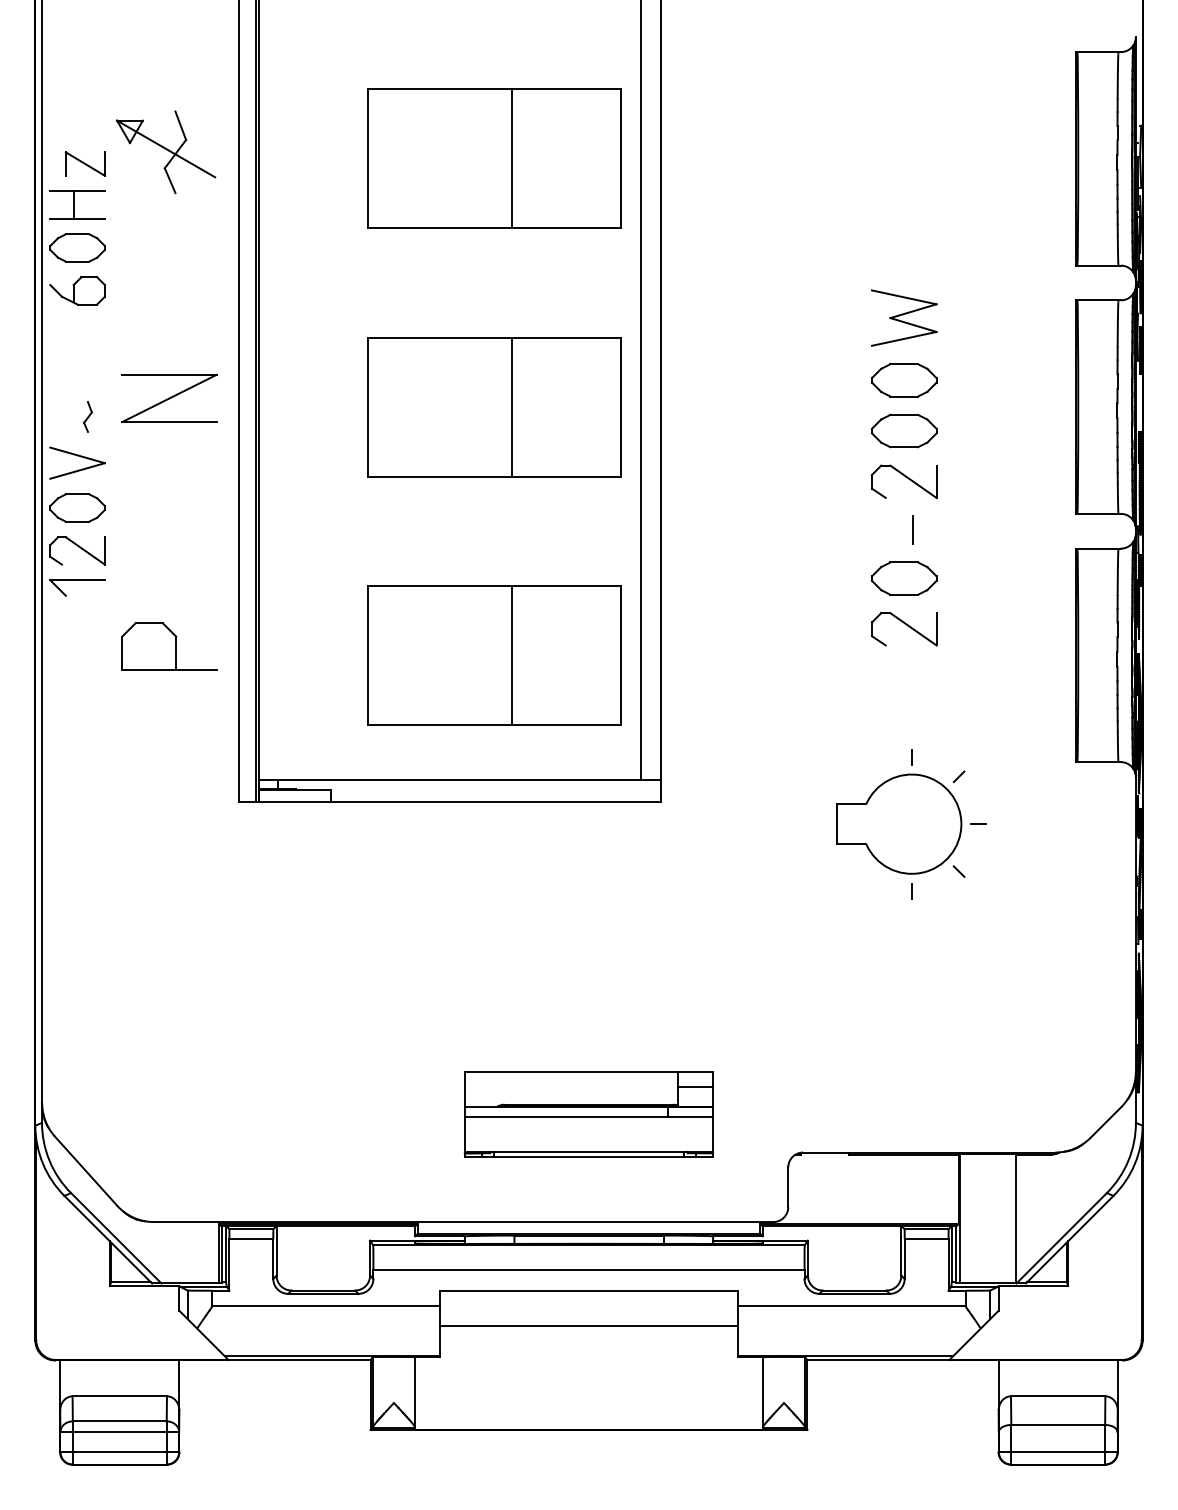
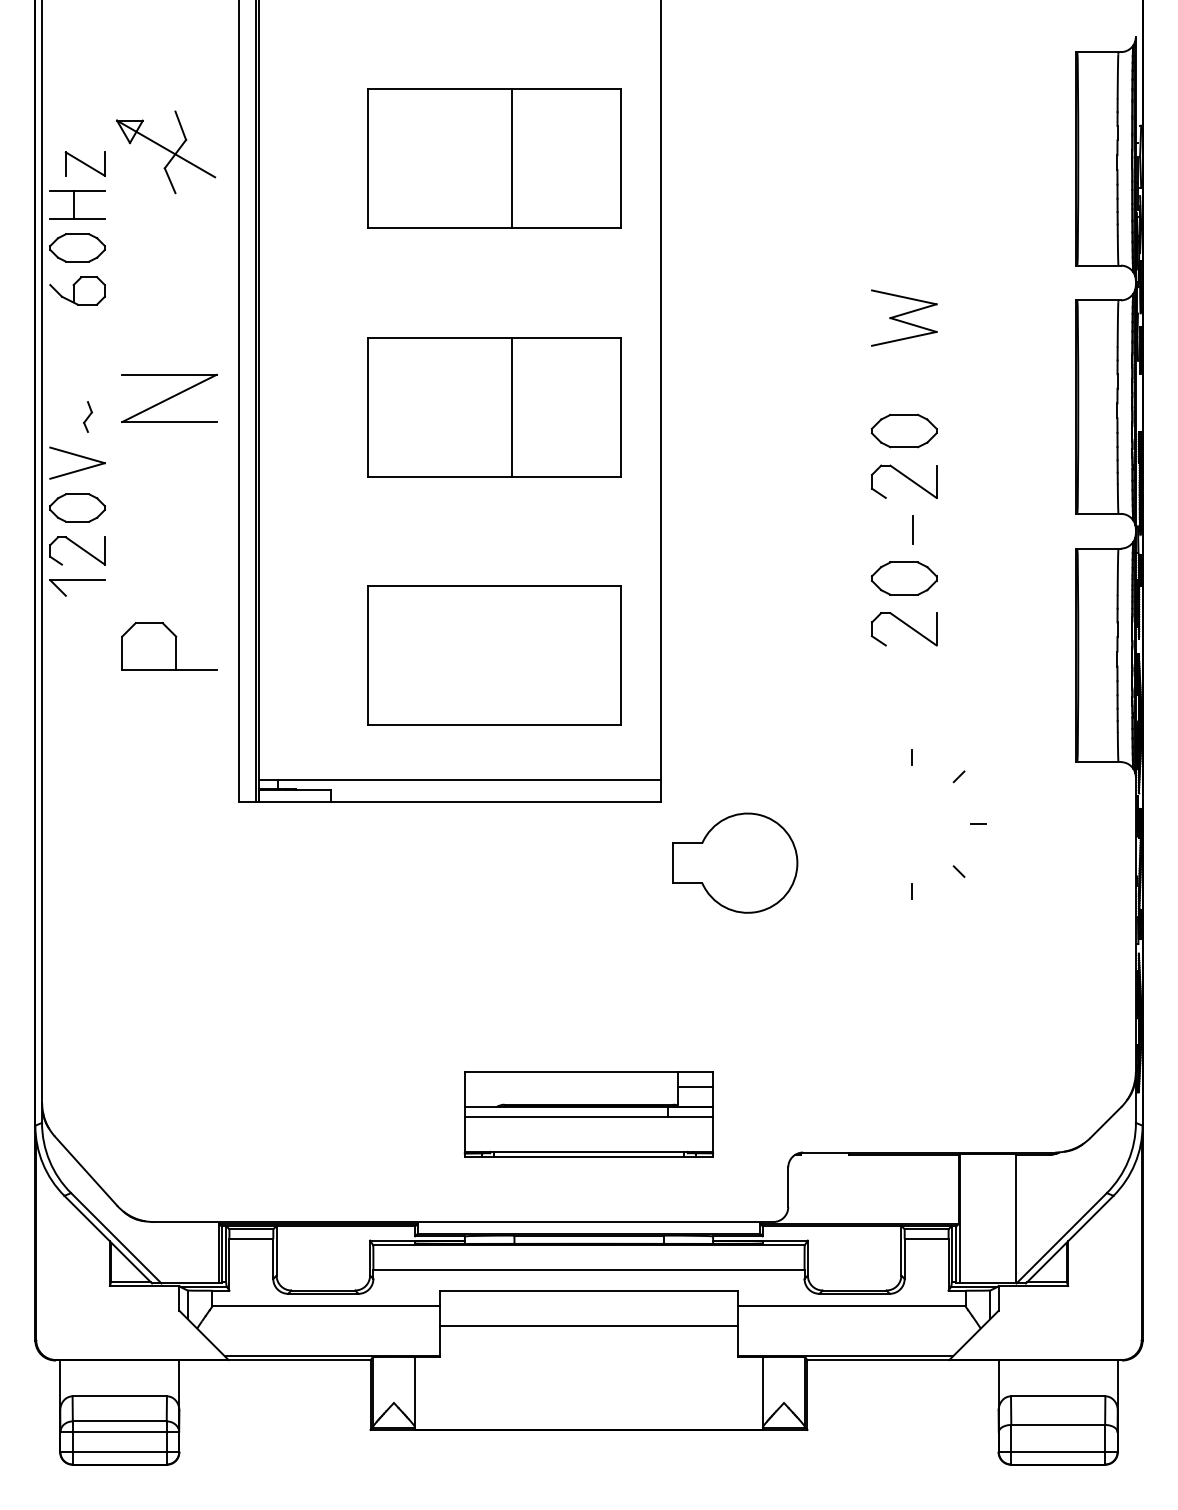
part: present -> none (904, 380)
line: present -> none (640, 390)
line: present -> none (511, 654)
part position: (899, 823) -> (735, 862) (735, 862)
